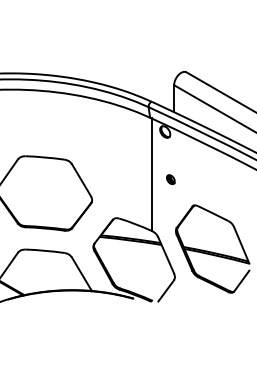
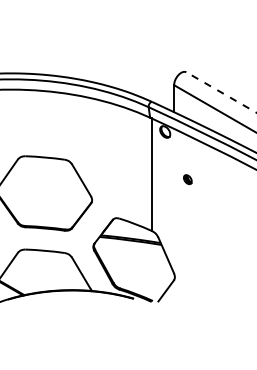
line: solid -> dashed (220, 92)
part position: (170, 179) -> (187, 179) (187, 179)
part: present -> none (212, 248)
